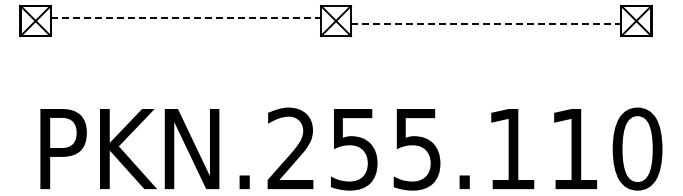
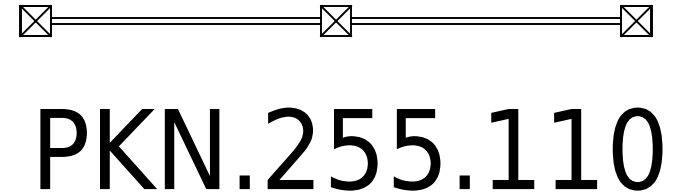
line: dashed -> solid (186, 17)
line: none -> present (486, 17)
line: none -> present (185, 24)
line: dashed -> solid (486, 24)
